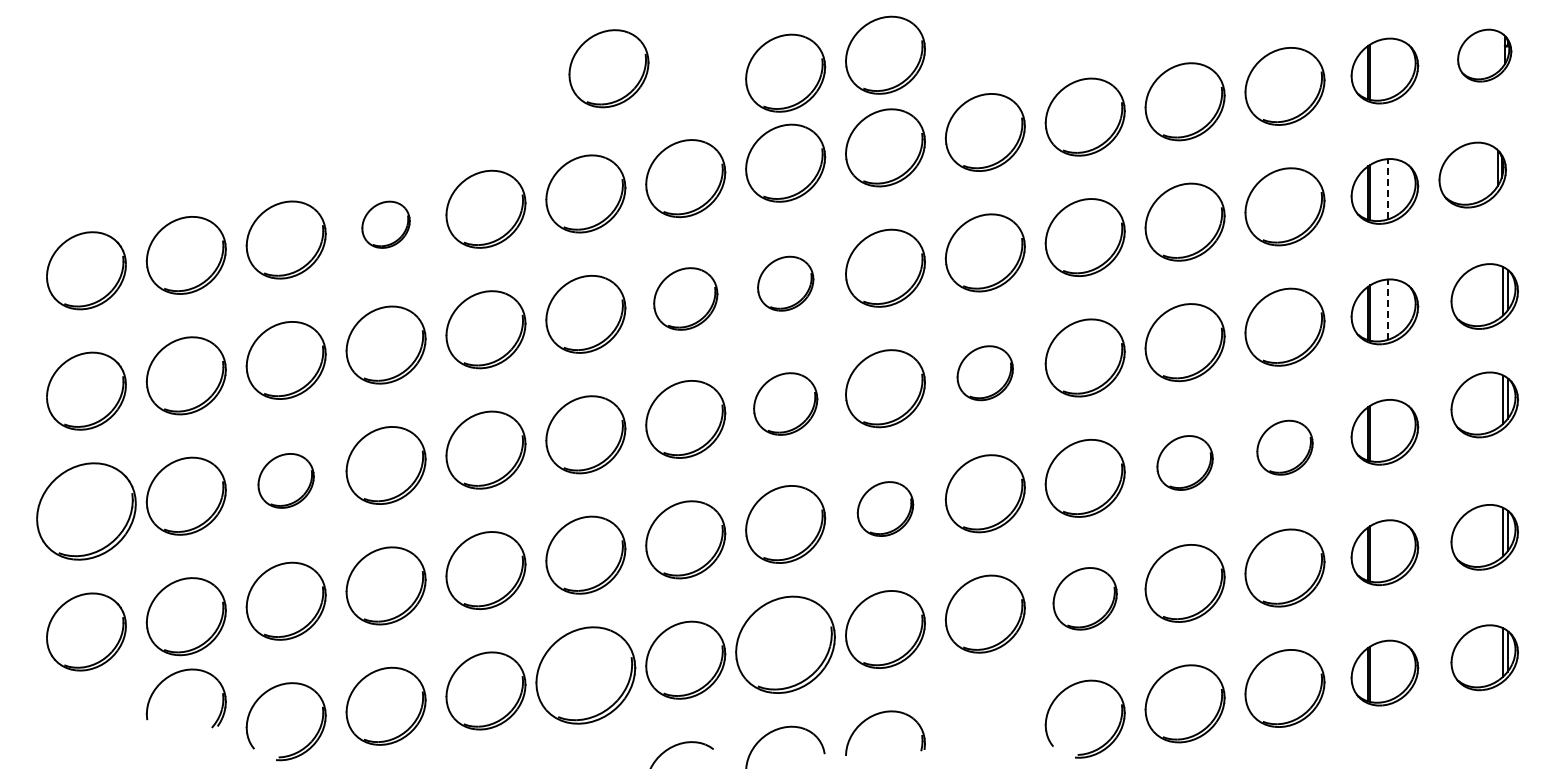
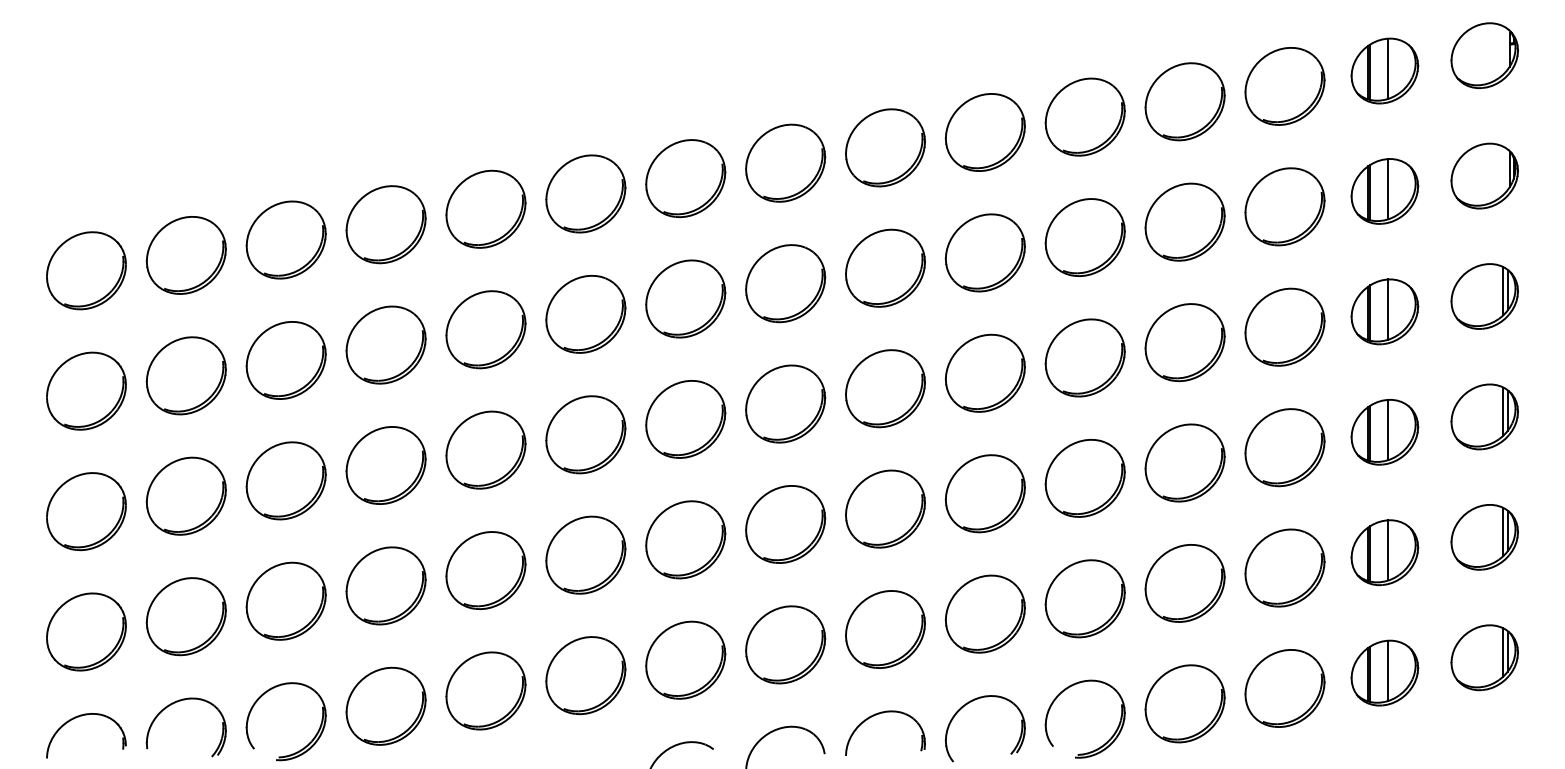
part: present -> none (885, 54)
part size: 56x55 px -> 69x67 px (1484, 55)
part: present -> none (608, 68)
line: none -> present (1388, 68)
part: present -> none (785, 72)
part position: (1472, 174) -> (1484, 175) (1484, 175)
line: dashed -> solid (1388, 188)
part size: 50x49 px -> 82x80 px (385, 224)
part size: 58x57 px -> 82x80 px (785, 283)
part size: 66x64 px -> 82x80 px (685, 298)
line: dashed -> solid (1388, 309)
part size: 58x57 px -> 82x80 px (984, 372)
part size: 66x64 px -> 82x80 px (785, 403)
part position: (1484, 404) -> (1484, 416) (1484, 416)
line: none -> present (1388, 429)
part size: 58x57 px -> 82x80 px (1284, 447)
part size: 58x56 px -> 82x80 px (1184, 462)
part size: 58x56 px -> 82x80 px (285, 480)
part size: 59x56 px -> 81x80 px (885, 508)
part size: 101x99 px -> 81x80 px (86, 511)
line: none -> present (1388, 550)
part size: 66x64 px -> 82x80 px (1084, 598)
part size: 101x99 px -> 82x80 px (785, 644)
line: none -> present (1388, 670)
part position: (173, 675) -> (173, 704) (173, 704)
part size: 102x99 px -> 82x80 px (585, 675)
part: none -> present (971, 702)
part: none -> present (82, 716)
